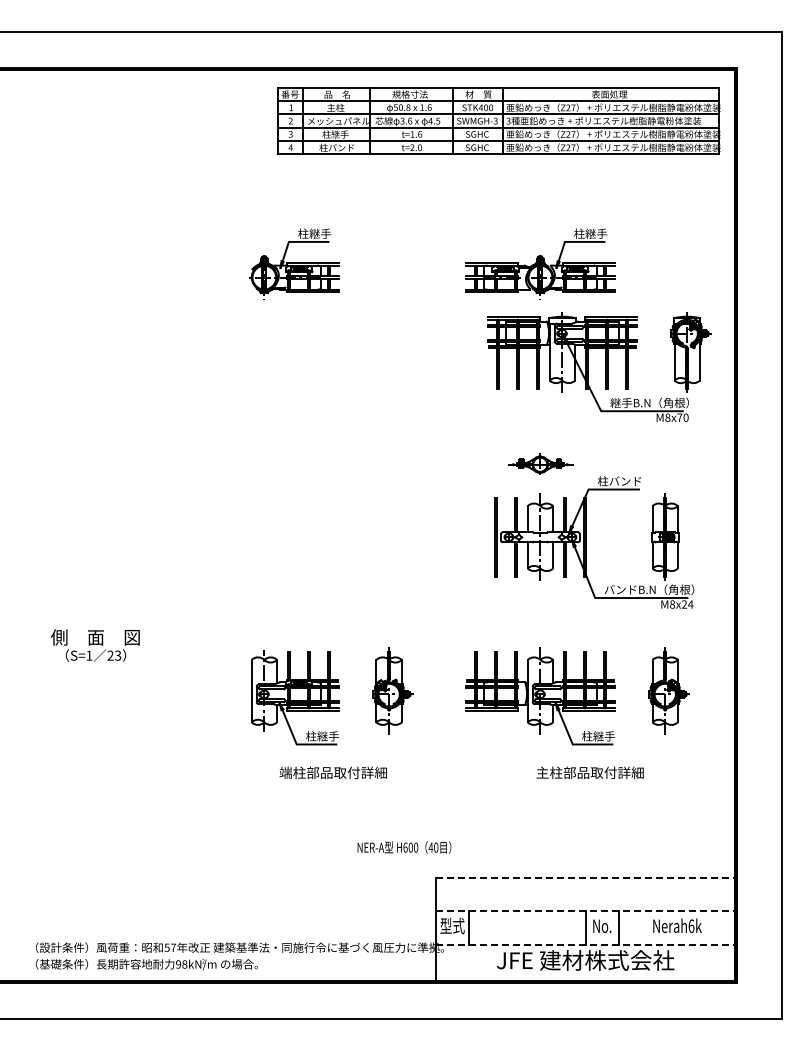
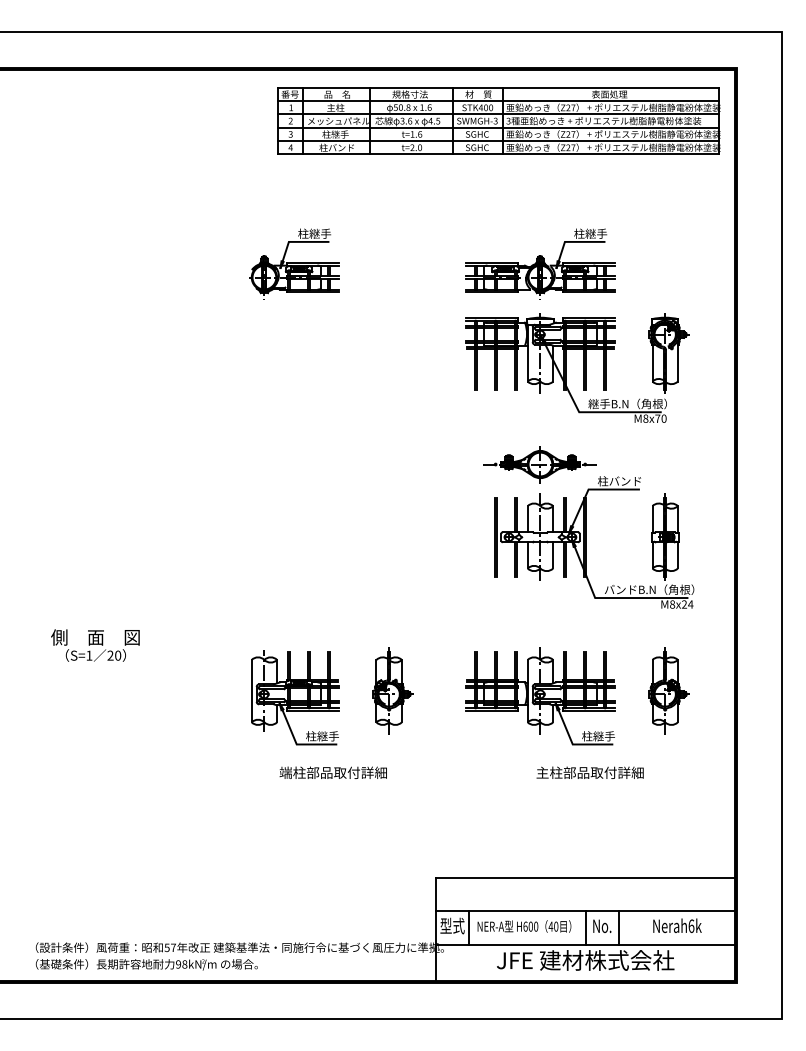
part position: (599, 366) -> (577, 367) (577, 367)
part size: 66x22 px -> 114x38 px (539, 464)
text: 23 -> 20 (118, 655)
text position: (404, 847) -> (524, 926) (524, 926)
line: dashed -> solid (585, 878)
line: dashed -> solid (585, 911)
line: dashed -> solid (585, 944)
